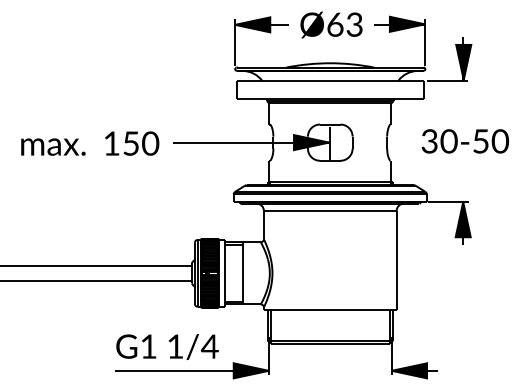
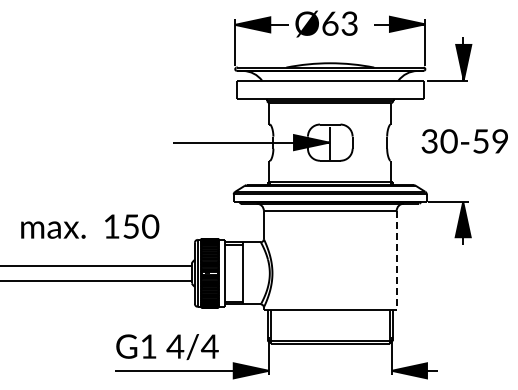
text position: (331, 24) -> (326, 23) (326, 23)
text: 30-50 -> 30-59 (500, 141)
text position: (90, 143) -> (90, 226) (90, 226)
line: solid -> dashed (396, 260)
text: 1/4 -> 4/4 (175, 346)
